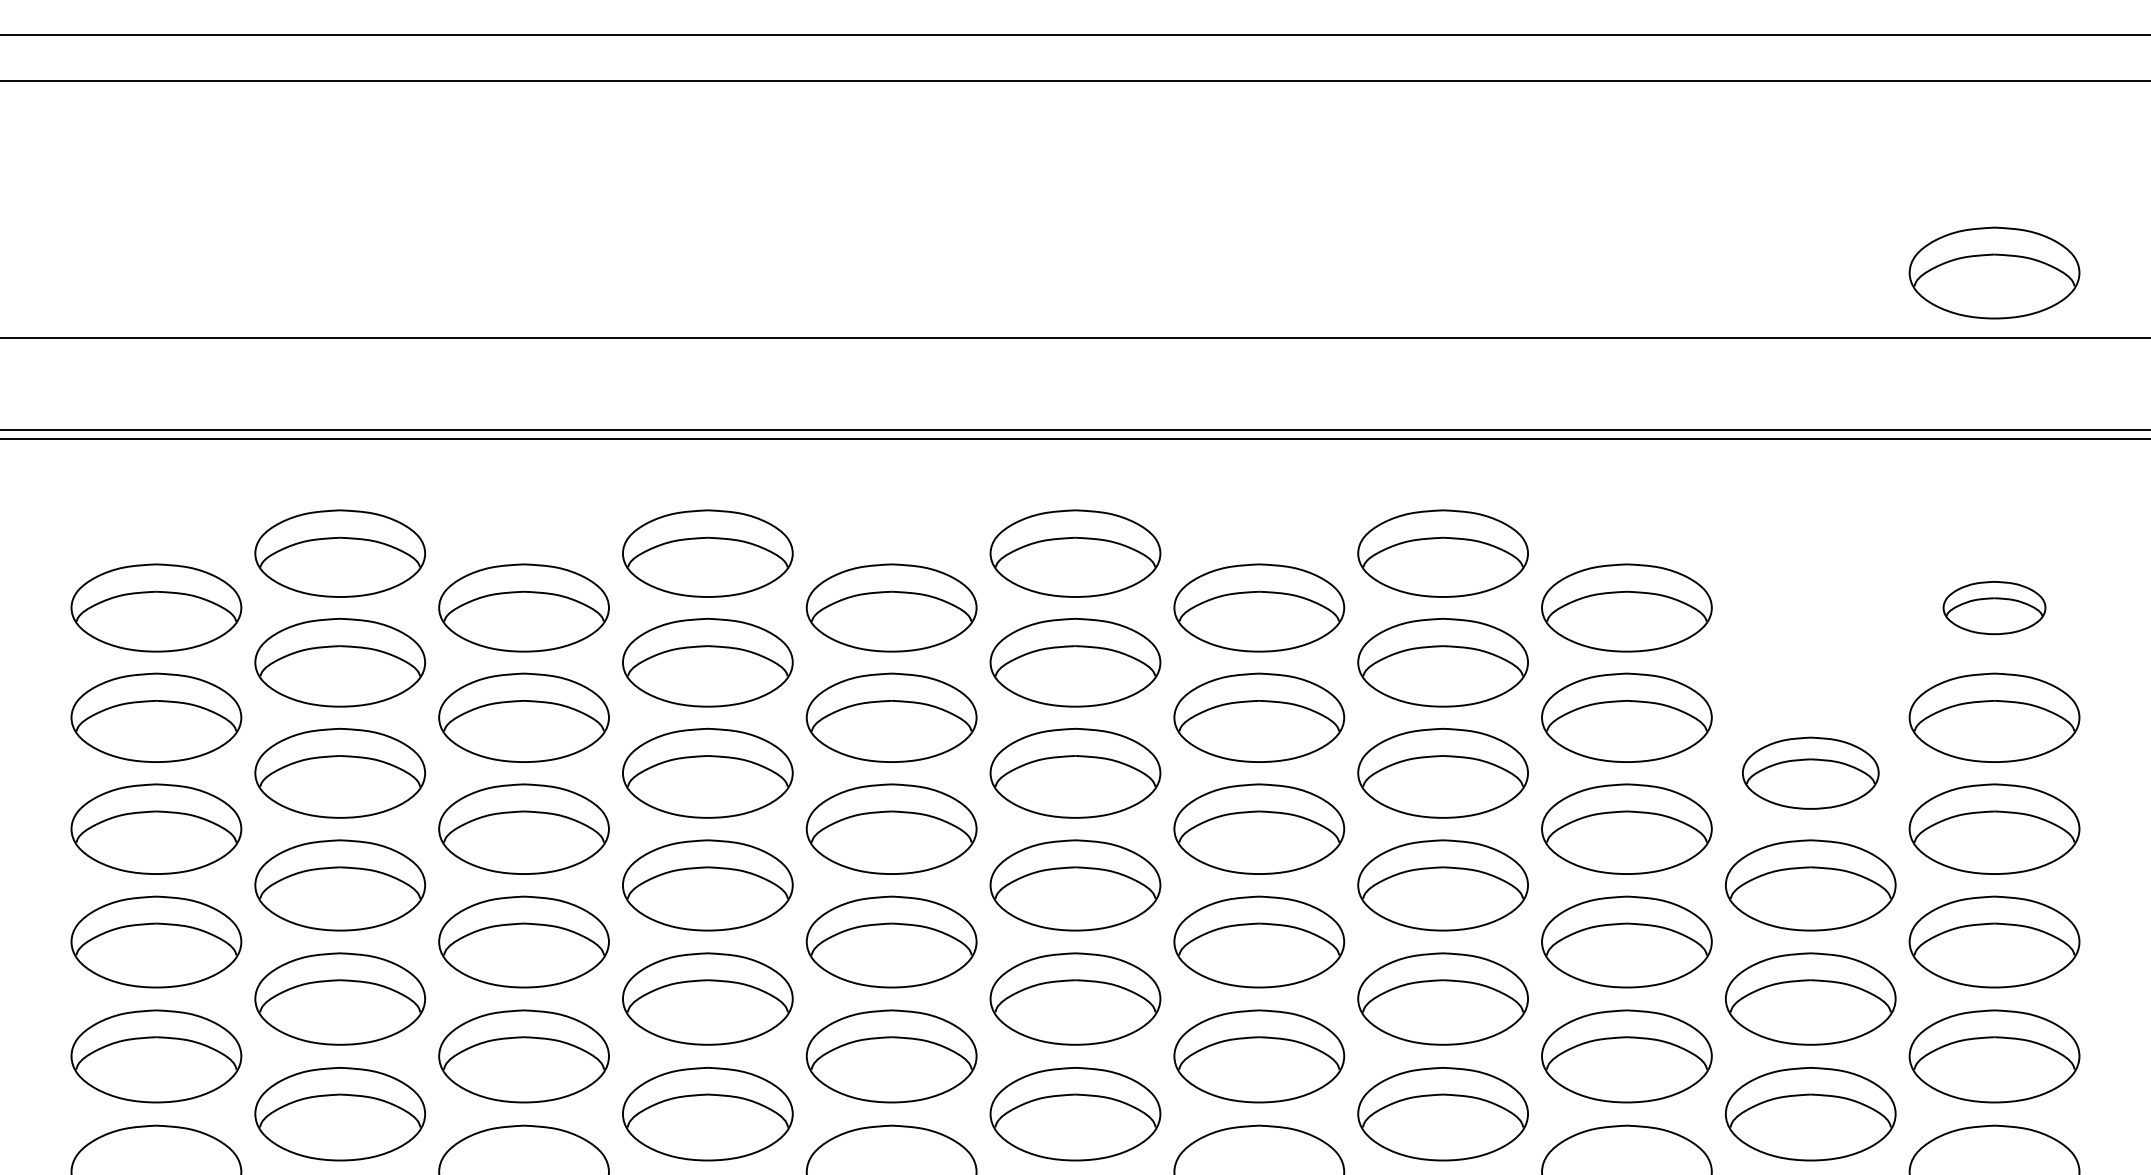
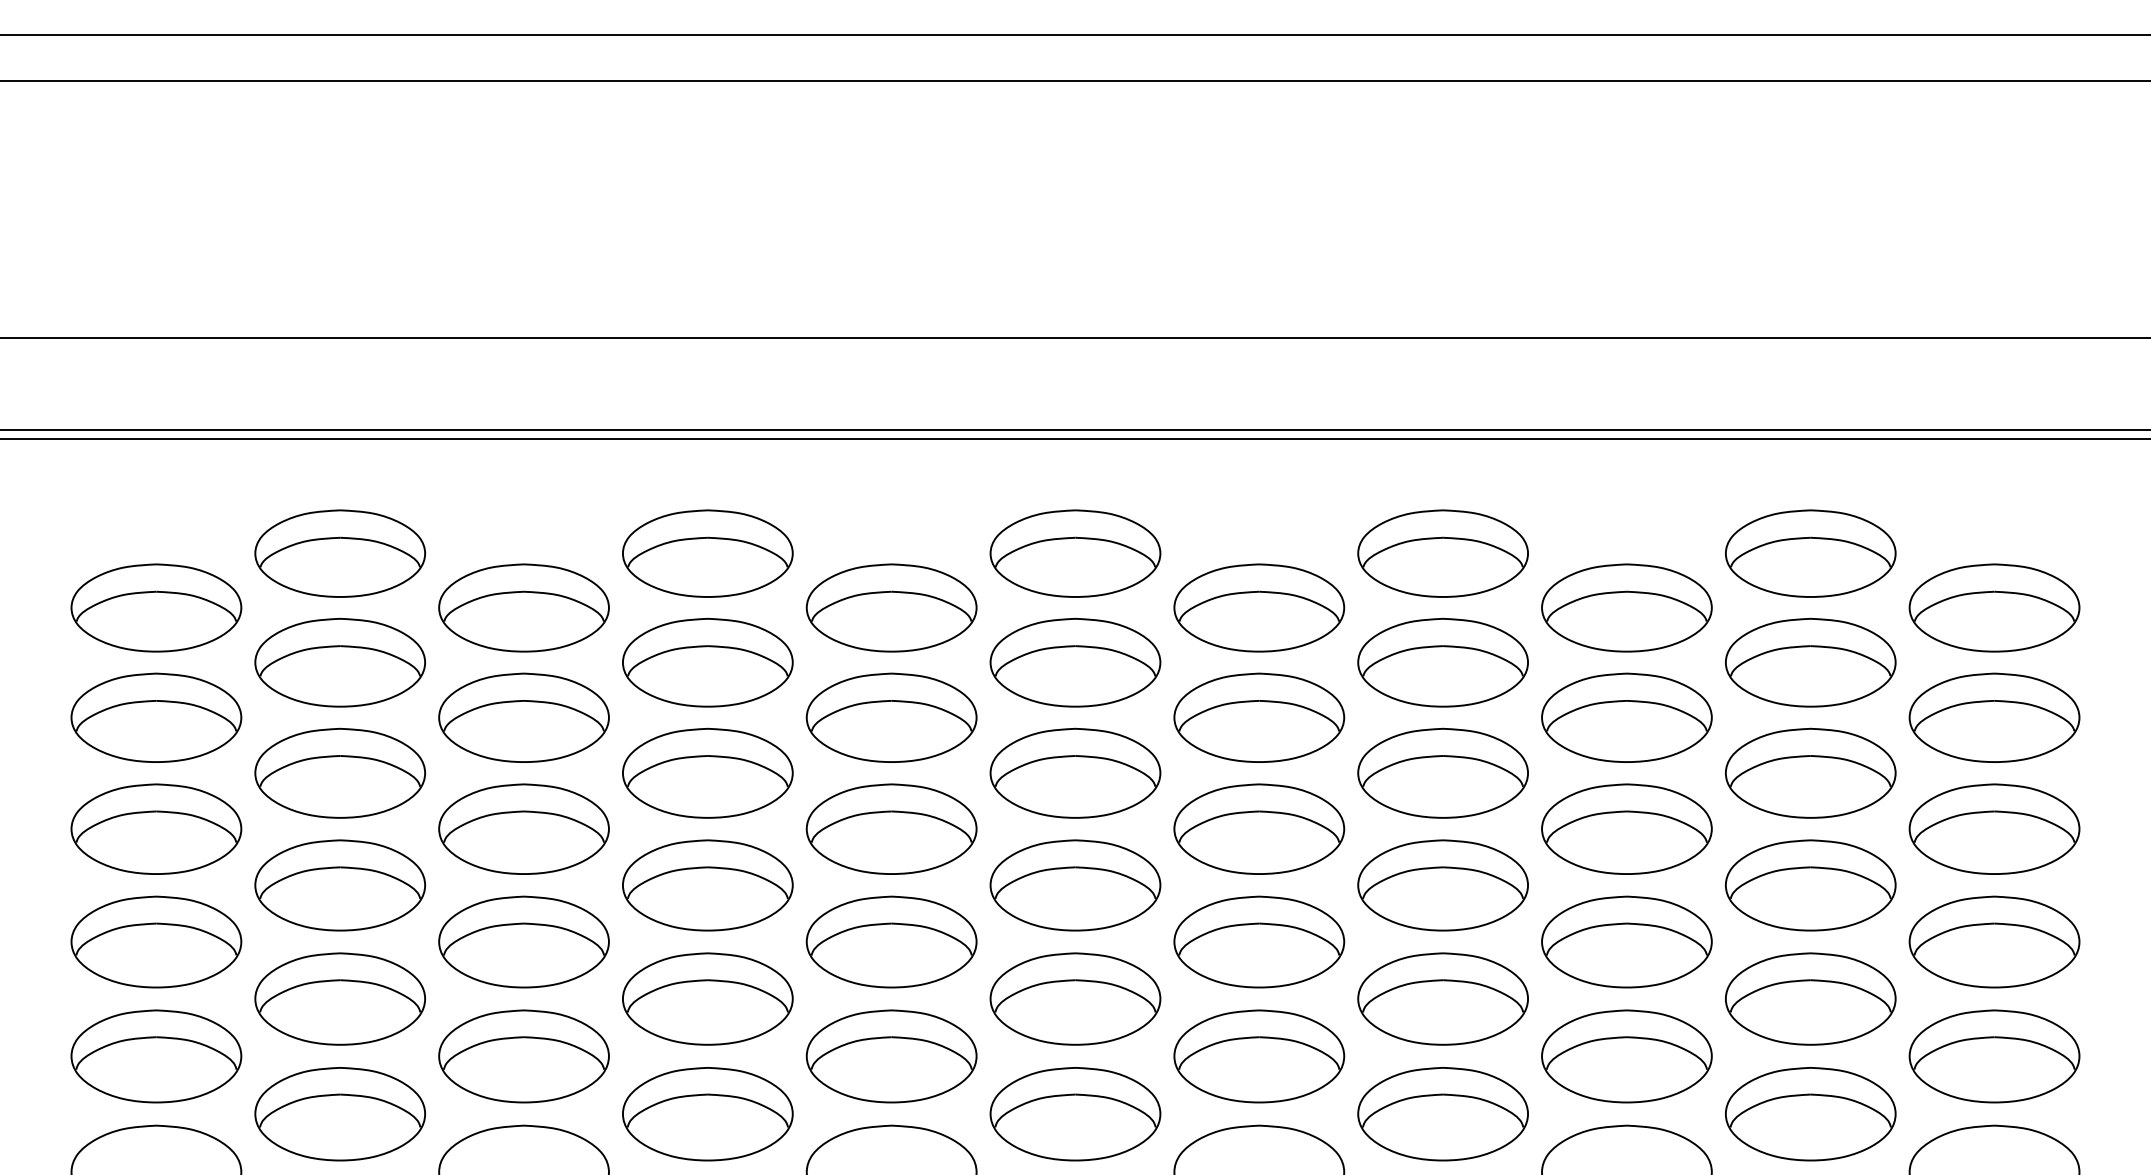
part: present -> none (1994, 272)
part: none -> present (1810, 553)
part size: 105x55 px -> 173x90 px (1994, 607)
part: none -> present (1810, 662)
part size: 138x74 px -> 172x92 px (1810, 772)
